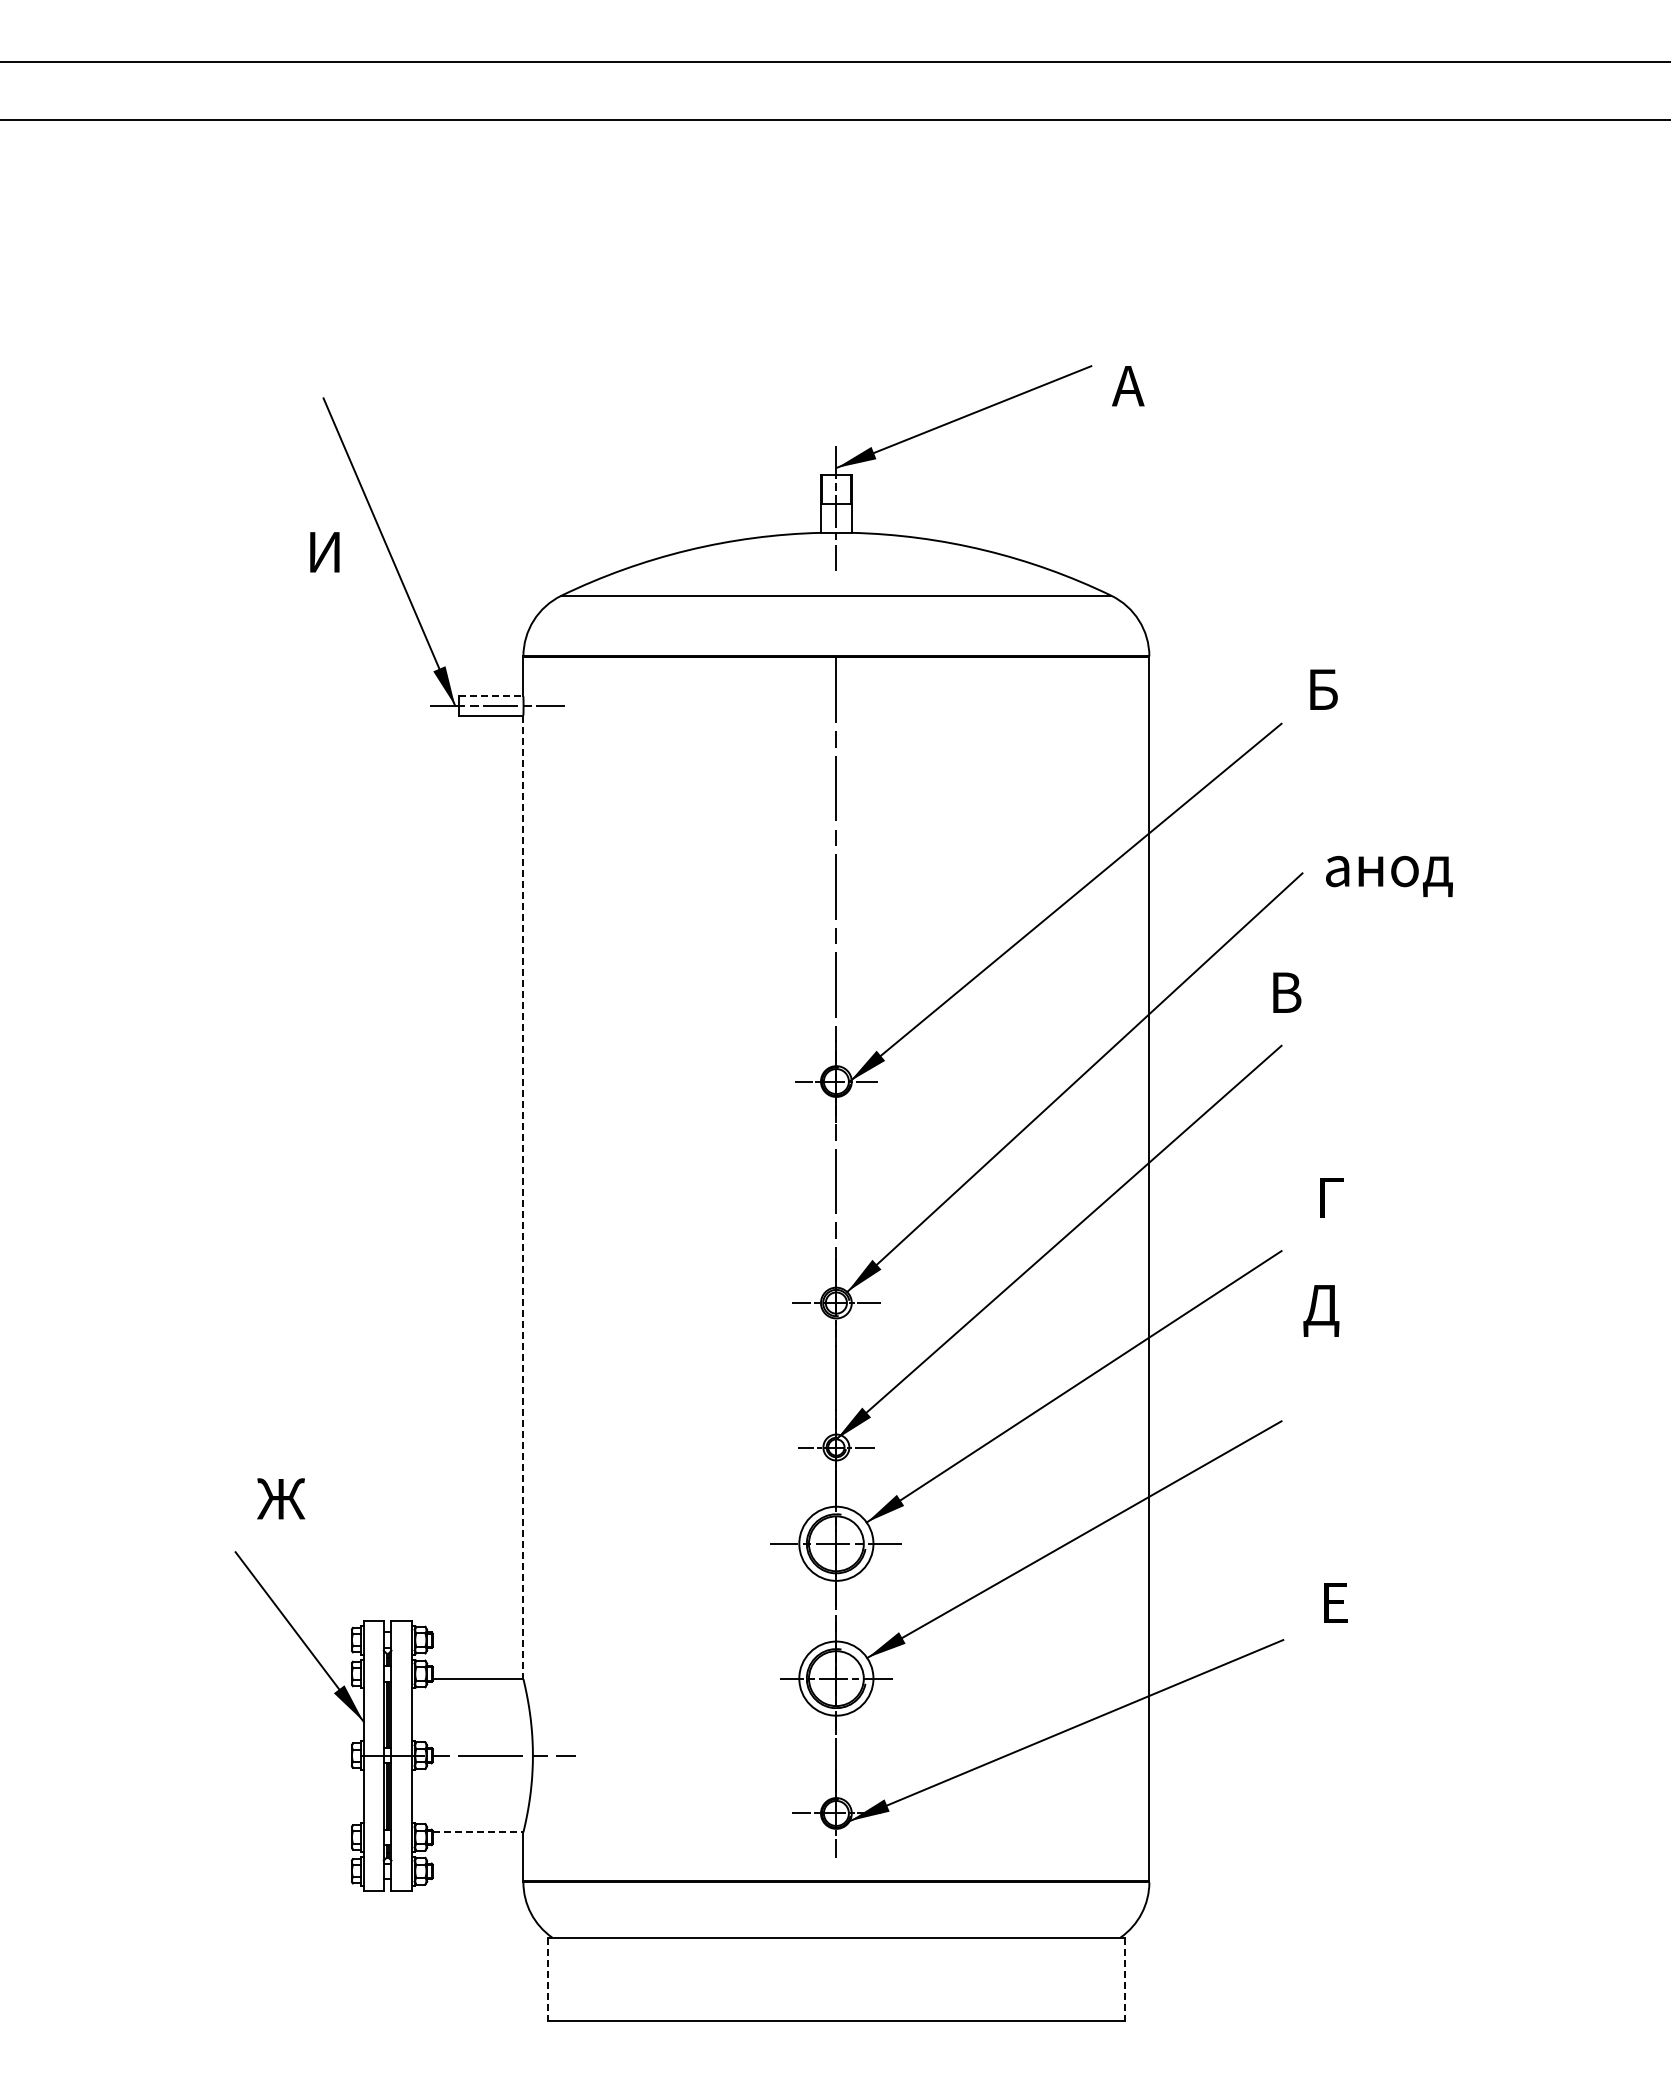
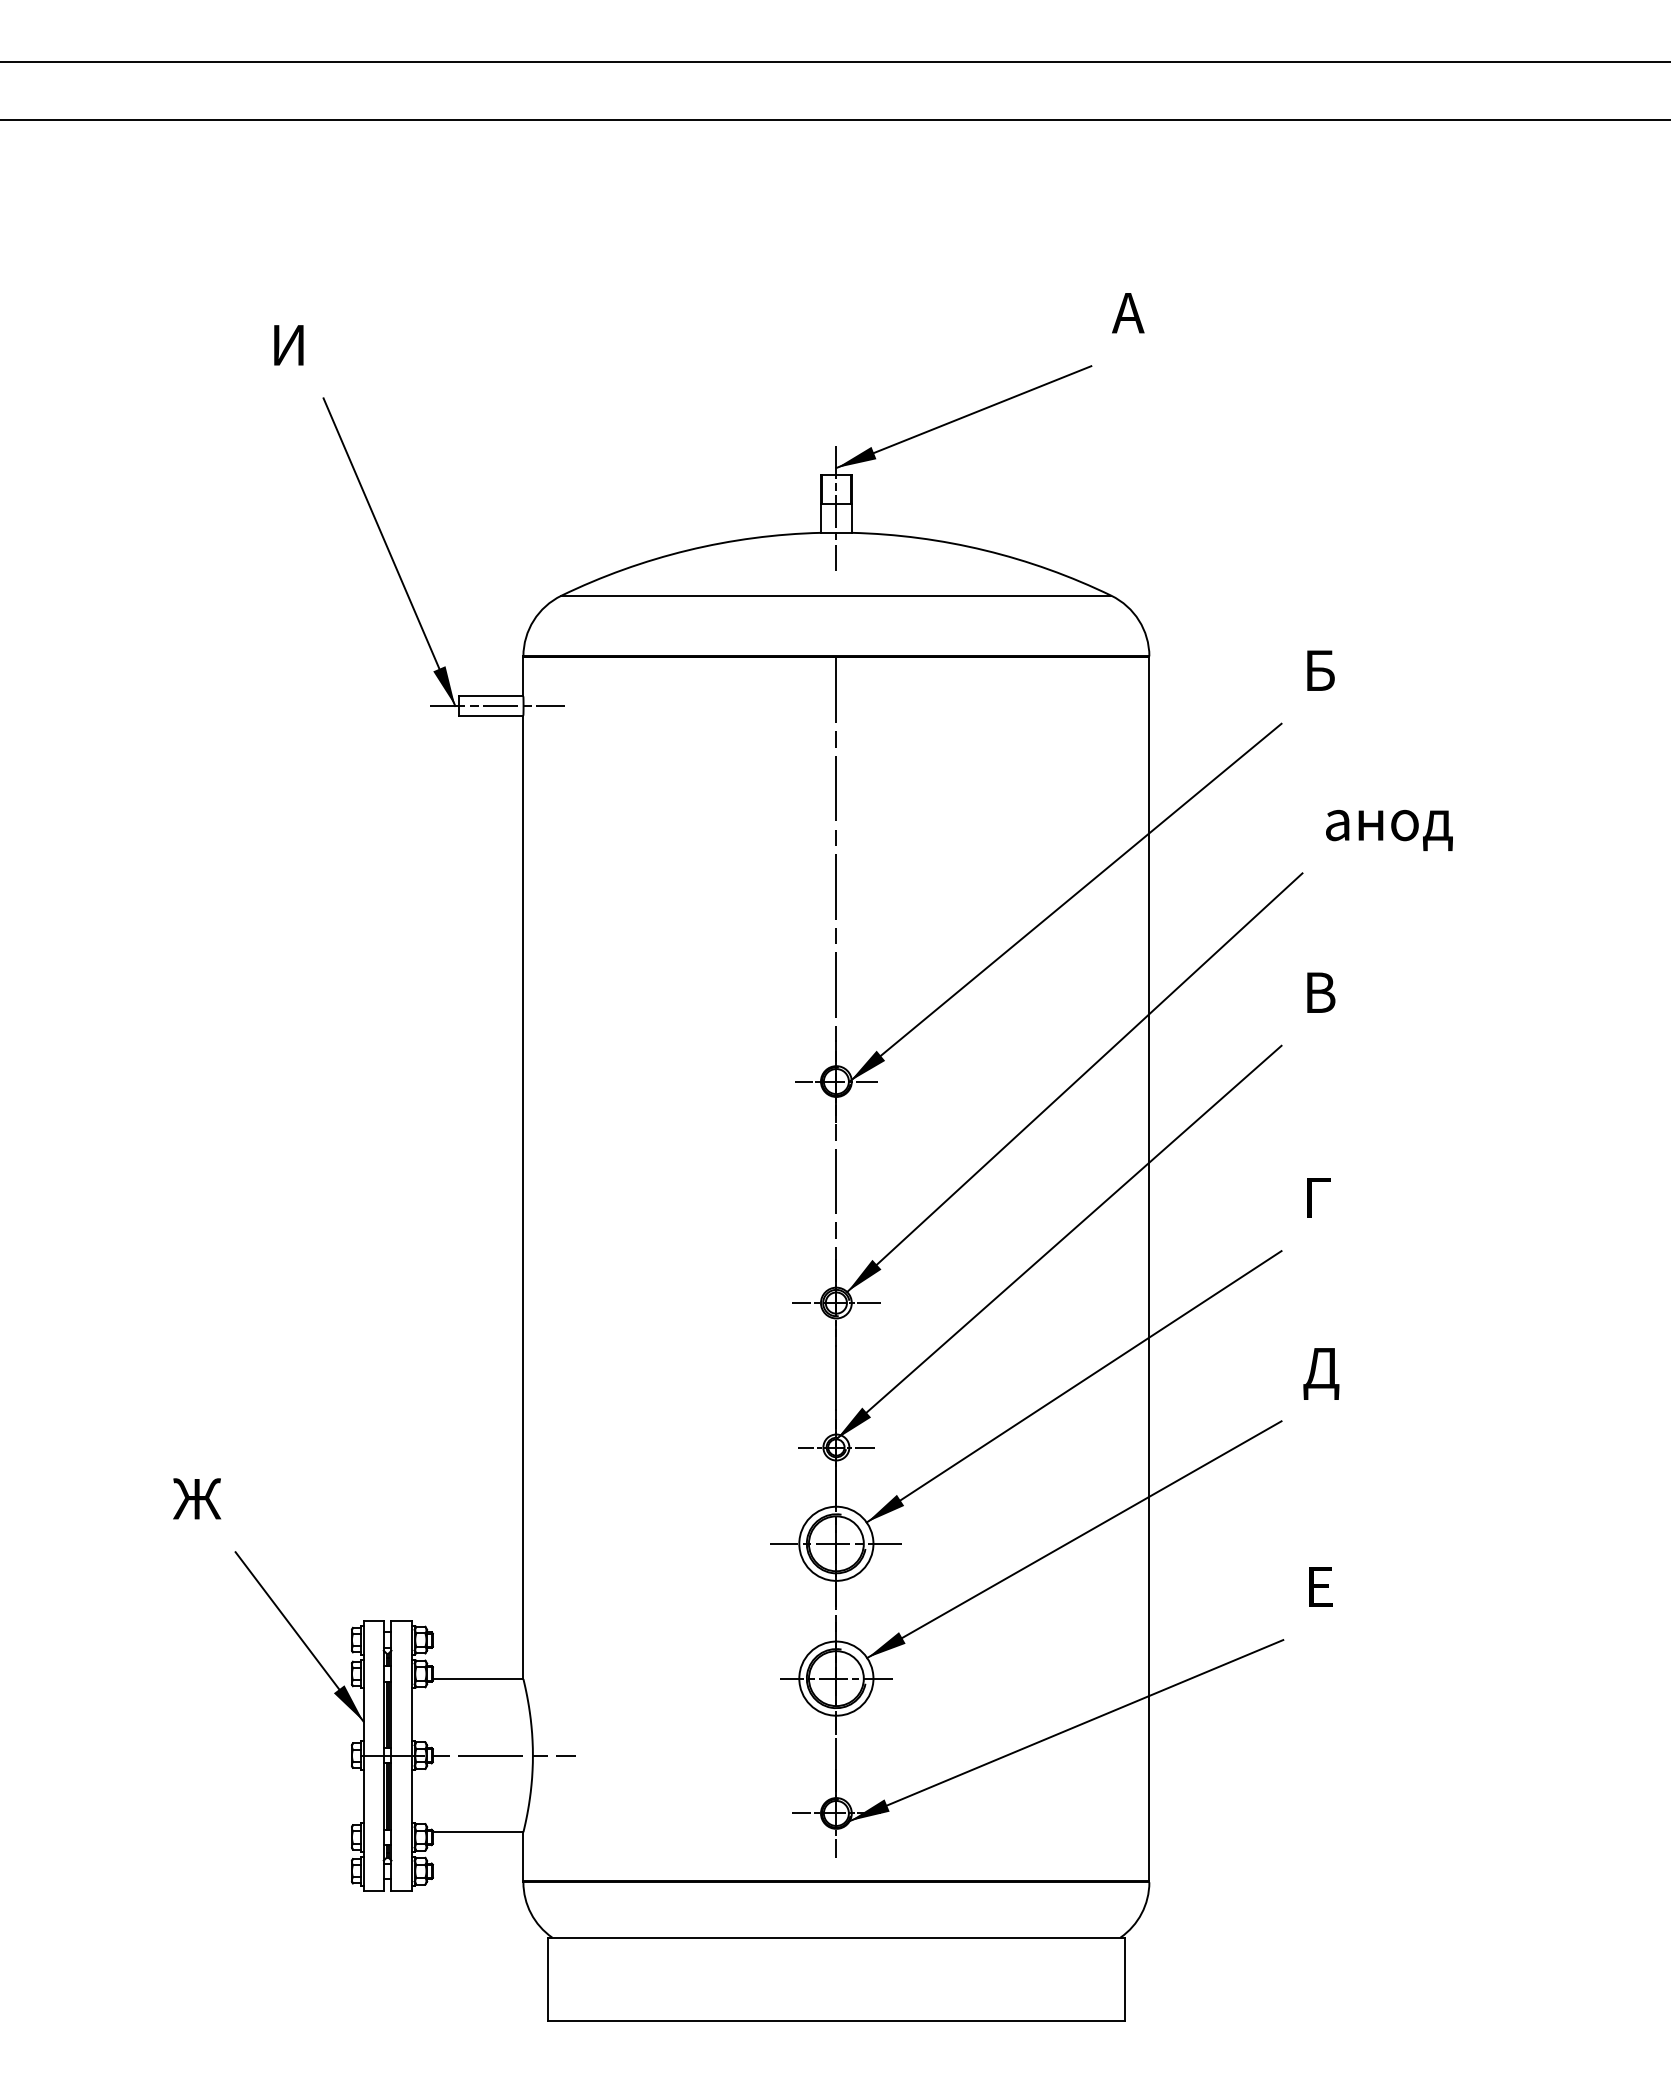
text position: (1128, 386) -> (1128, 313) (1128, 313)
text position: (324, 552) -> (288, 345) (288, 345)
text position: (1323, 689) -> (1320, 670) (1320, 670)
line: dashed -> solid (491, 696)
text position: (1389, 876) -> (1389, 830) (1389, 830)
text position: (1287, 992) -> (1321, 992) (1321, 992)
line: dashed -> solid (523, 1197)
text position: (1331, 1197) -> (1318, 1197) (1318, 1197)
text position: (1321, 1310) -> (1321, 1373) (1321, 1373)
text position: (281, 1498) -> (197, 1498) (197, 1498)
text position: (1335, 1602) -> (1320, 1586) (1320, 1586)
line: dashed -> solid (478, 1832)
line: dashed -> solid (547, 1979)
line: dashed -> solid (1125, 1979)
